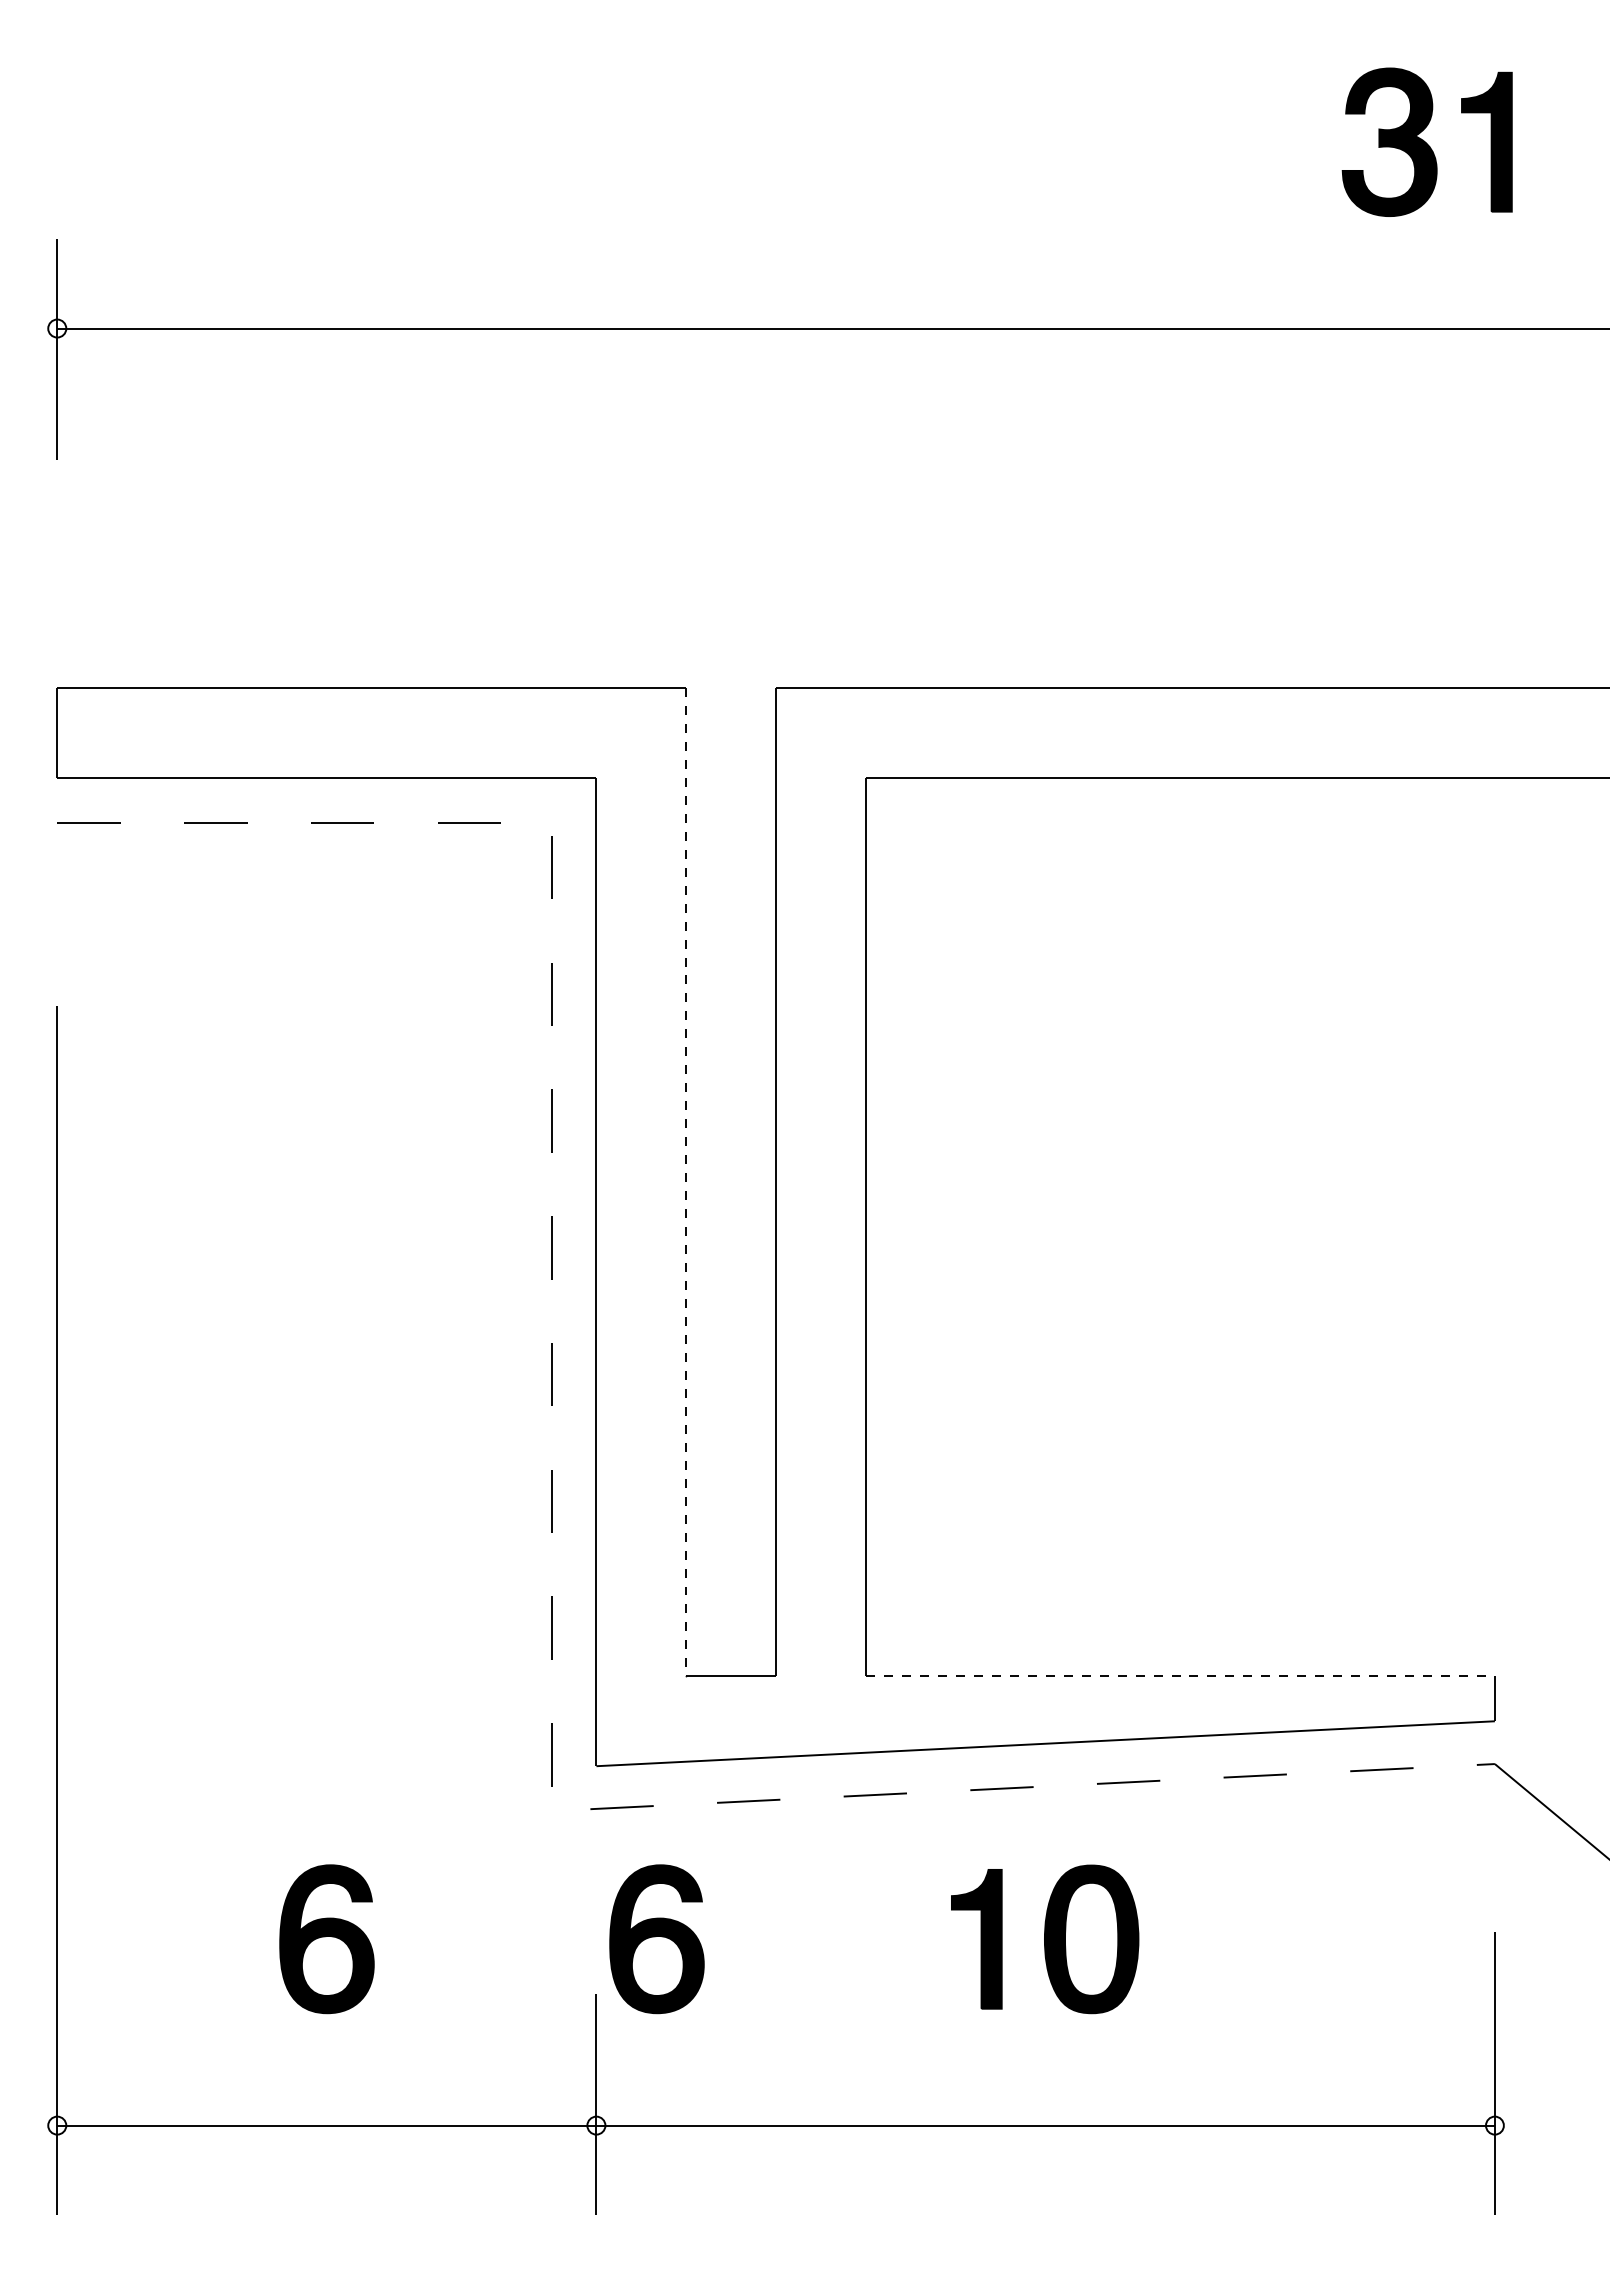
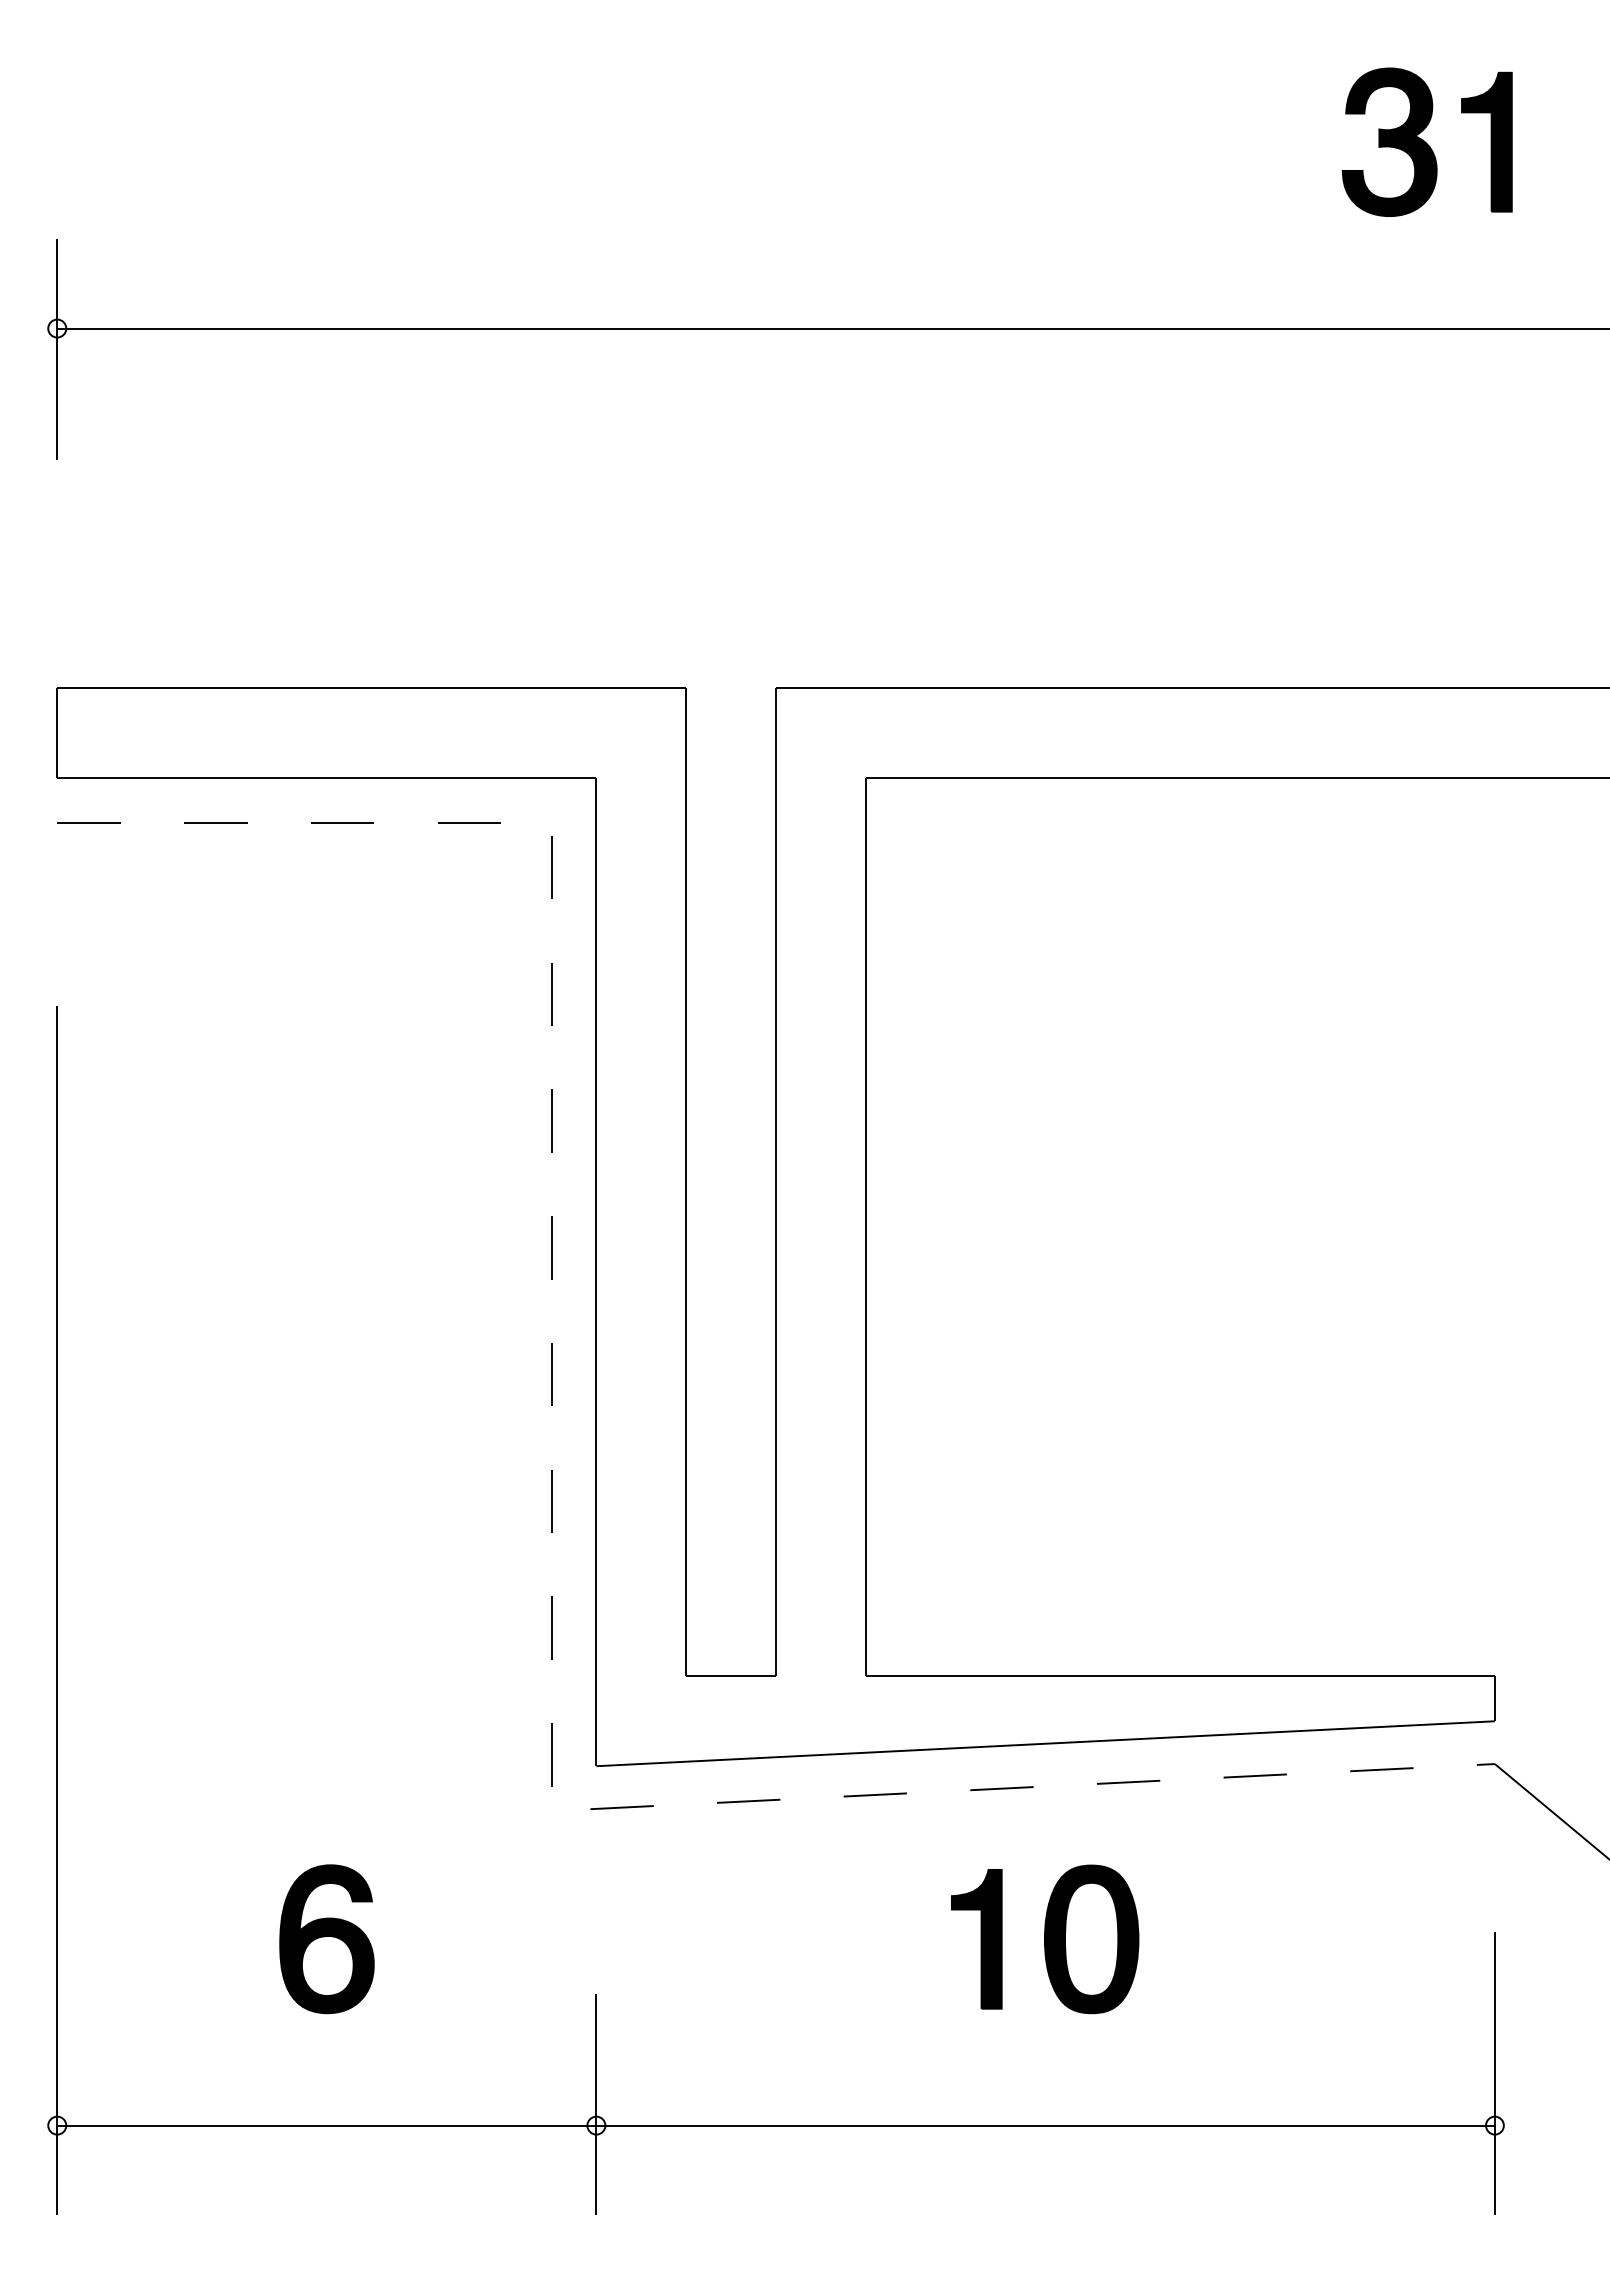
line: dashed -> solid (686, 1182)
line: dashed -> solid (1180, 1676)
part: present -> none (656, 1939)
